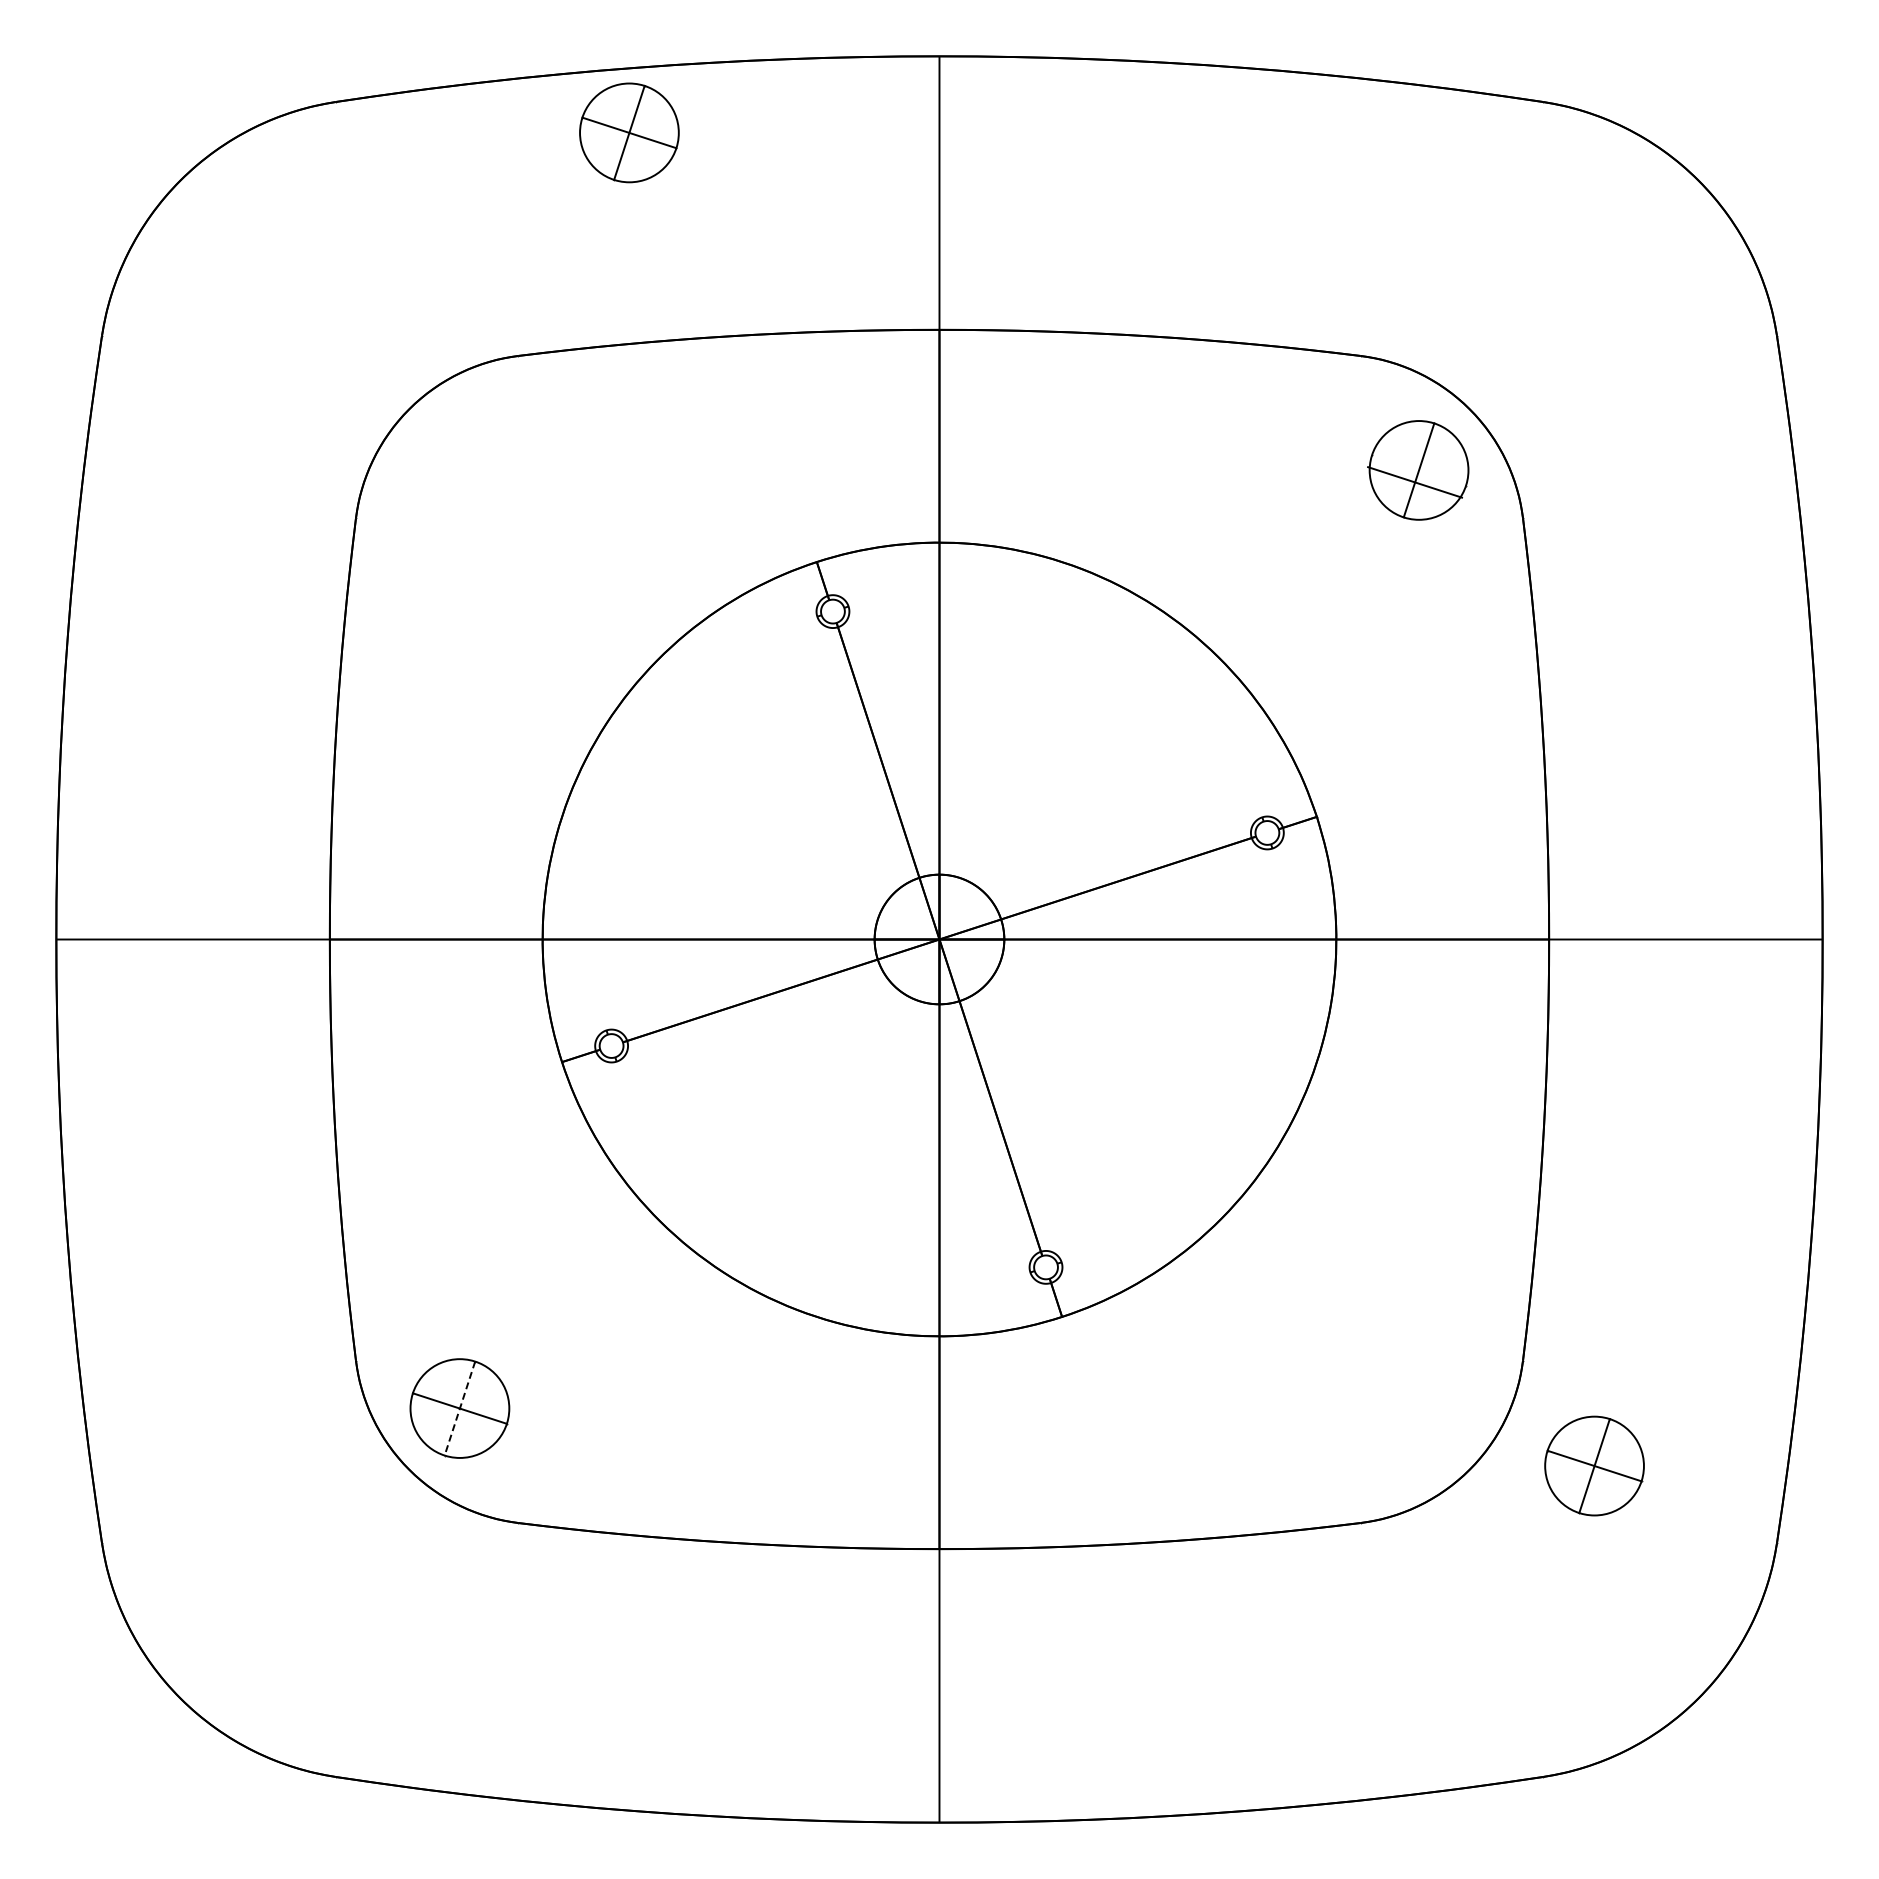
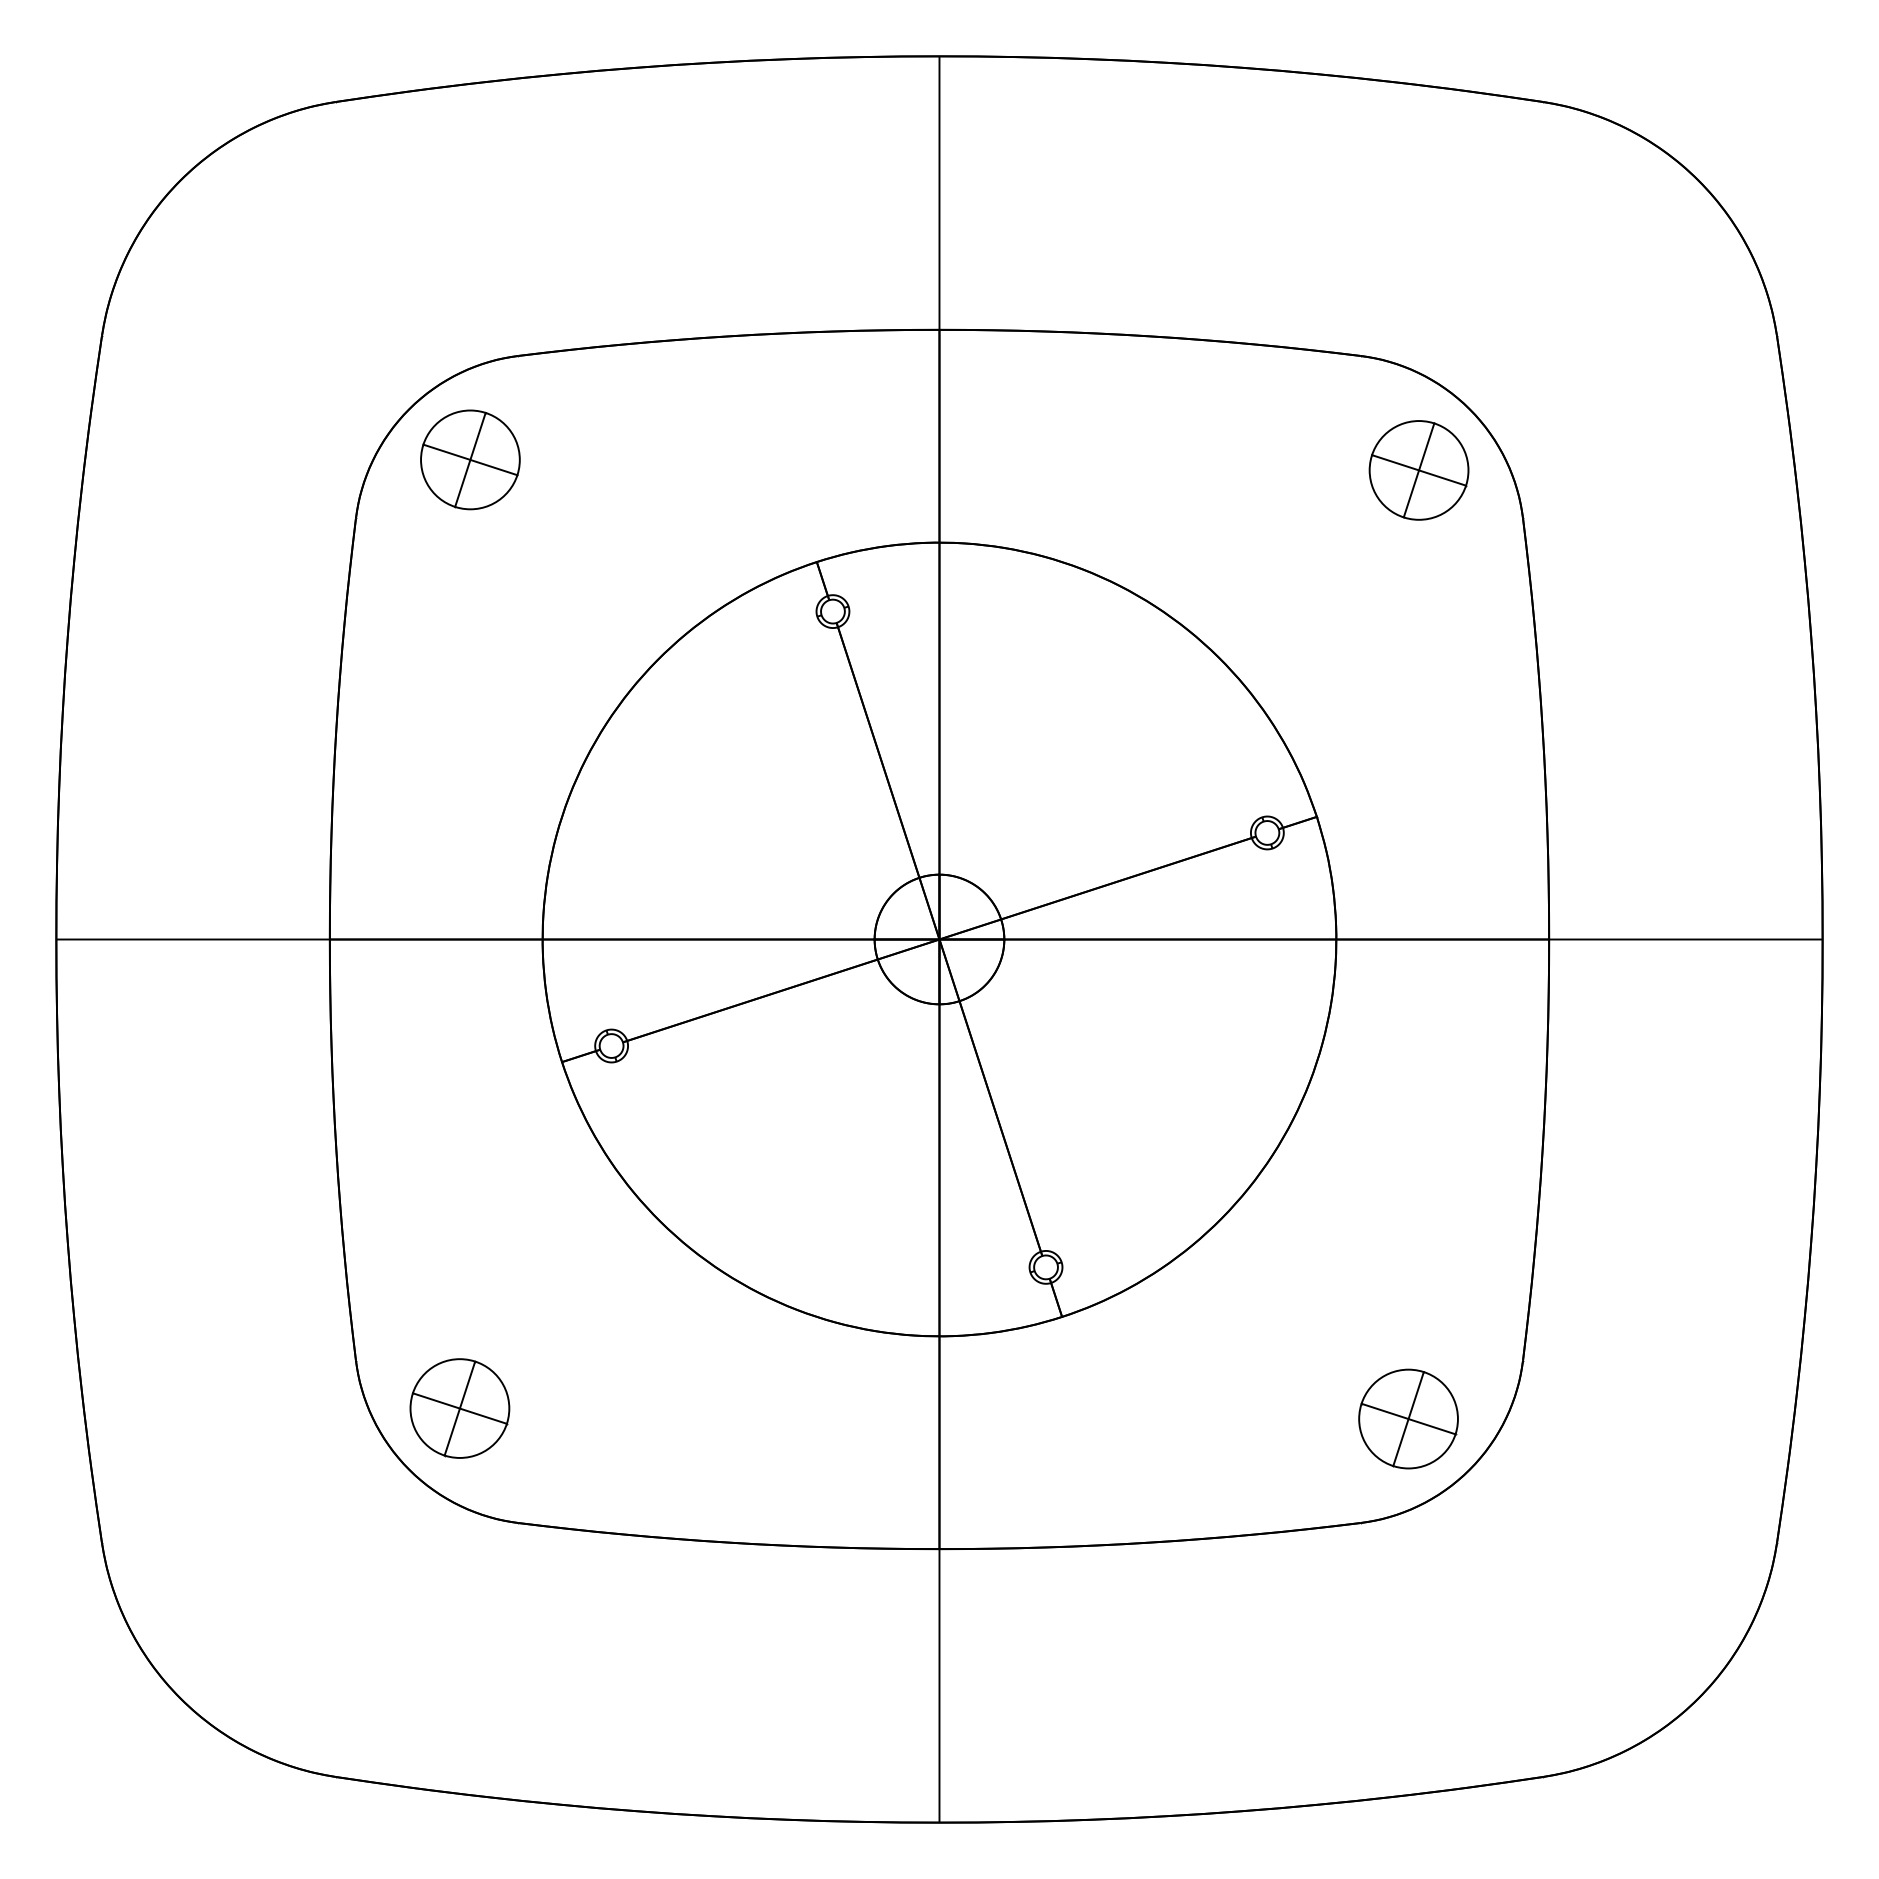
part position: (629, 132) -> (470, 459) (470, 459)
line position: (1415, 482) -> (1419, 470) (1419, 470)
line: dashed -> solid (459, 1409)
part position: (1594, 1465) -> (1408, 1418) (1408, 1418)
